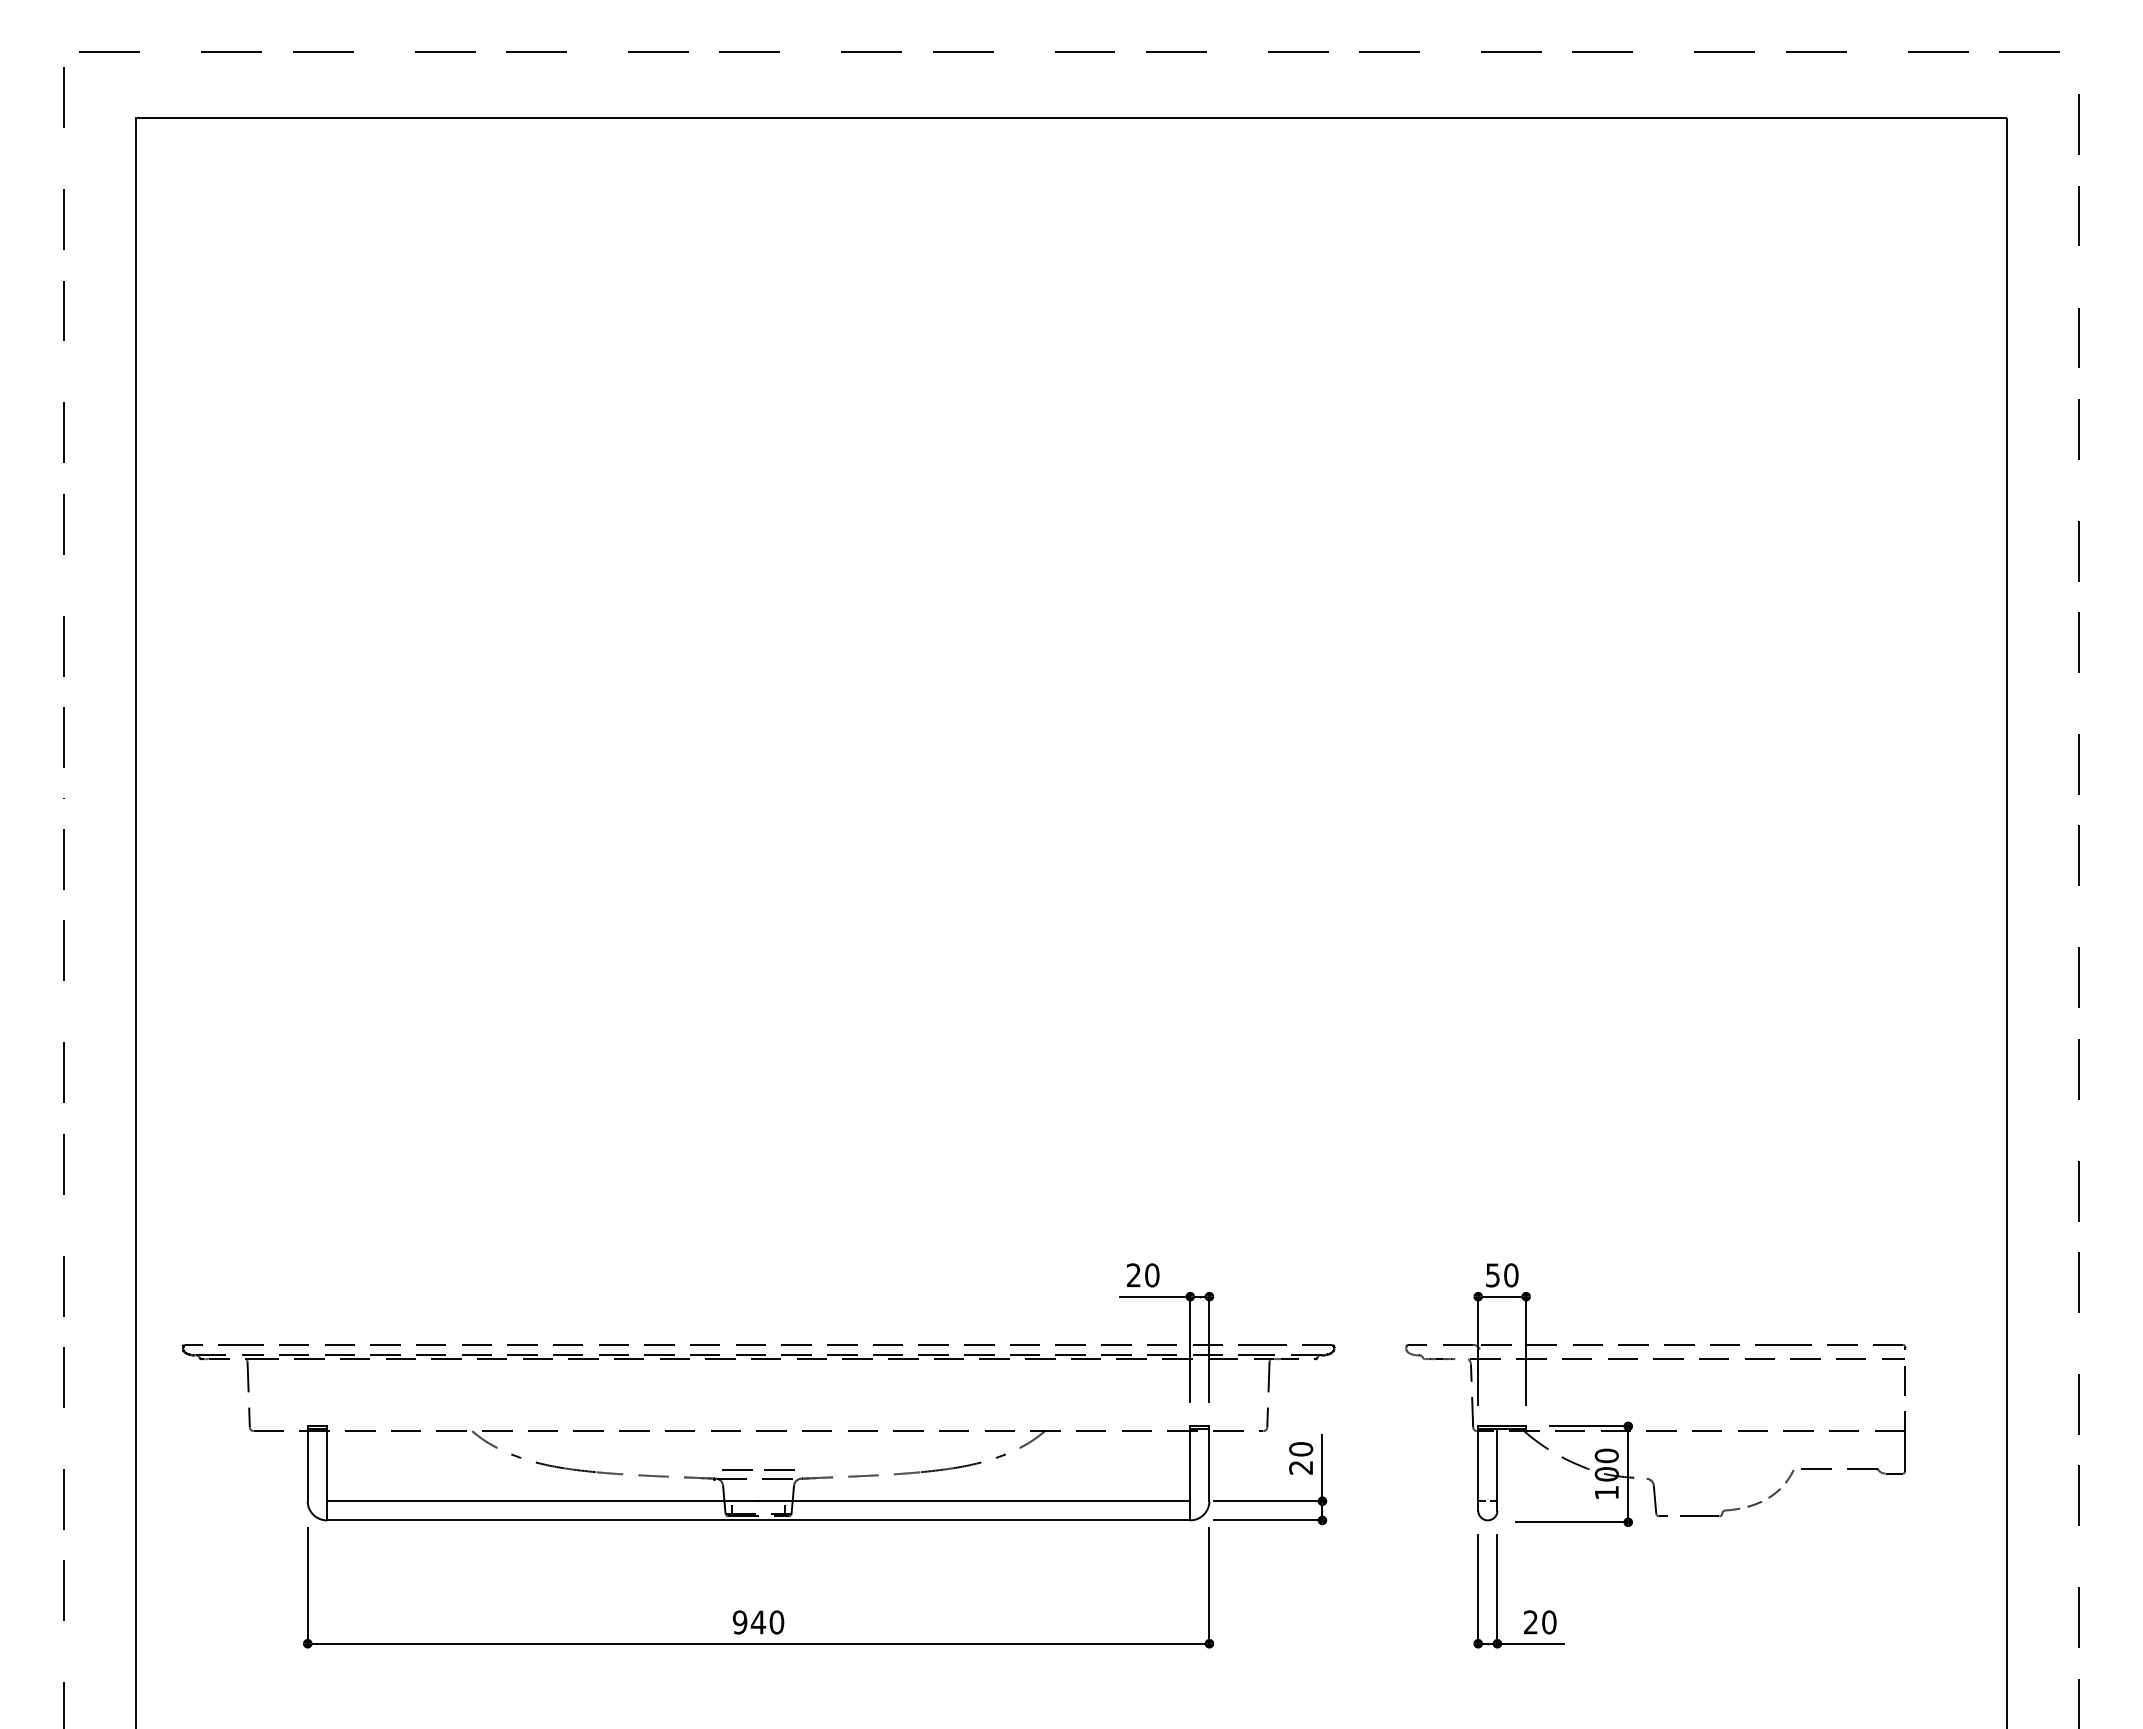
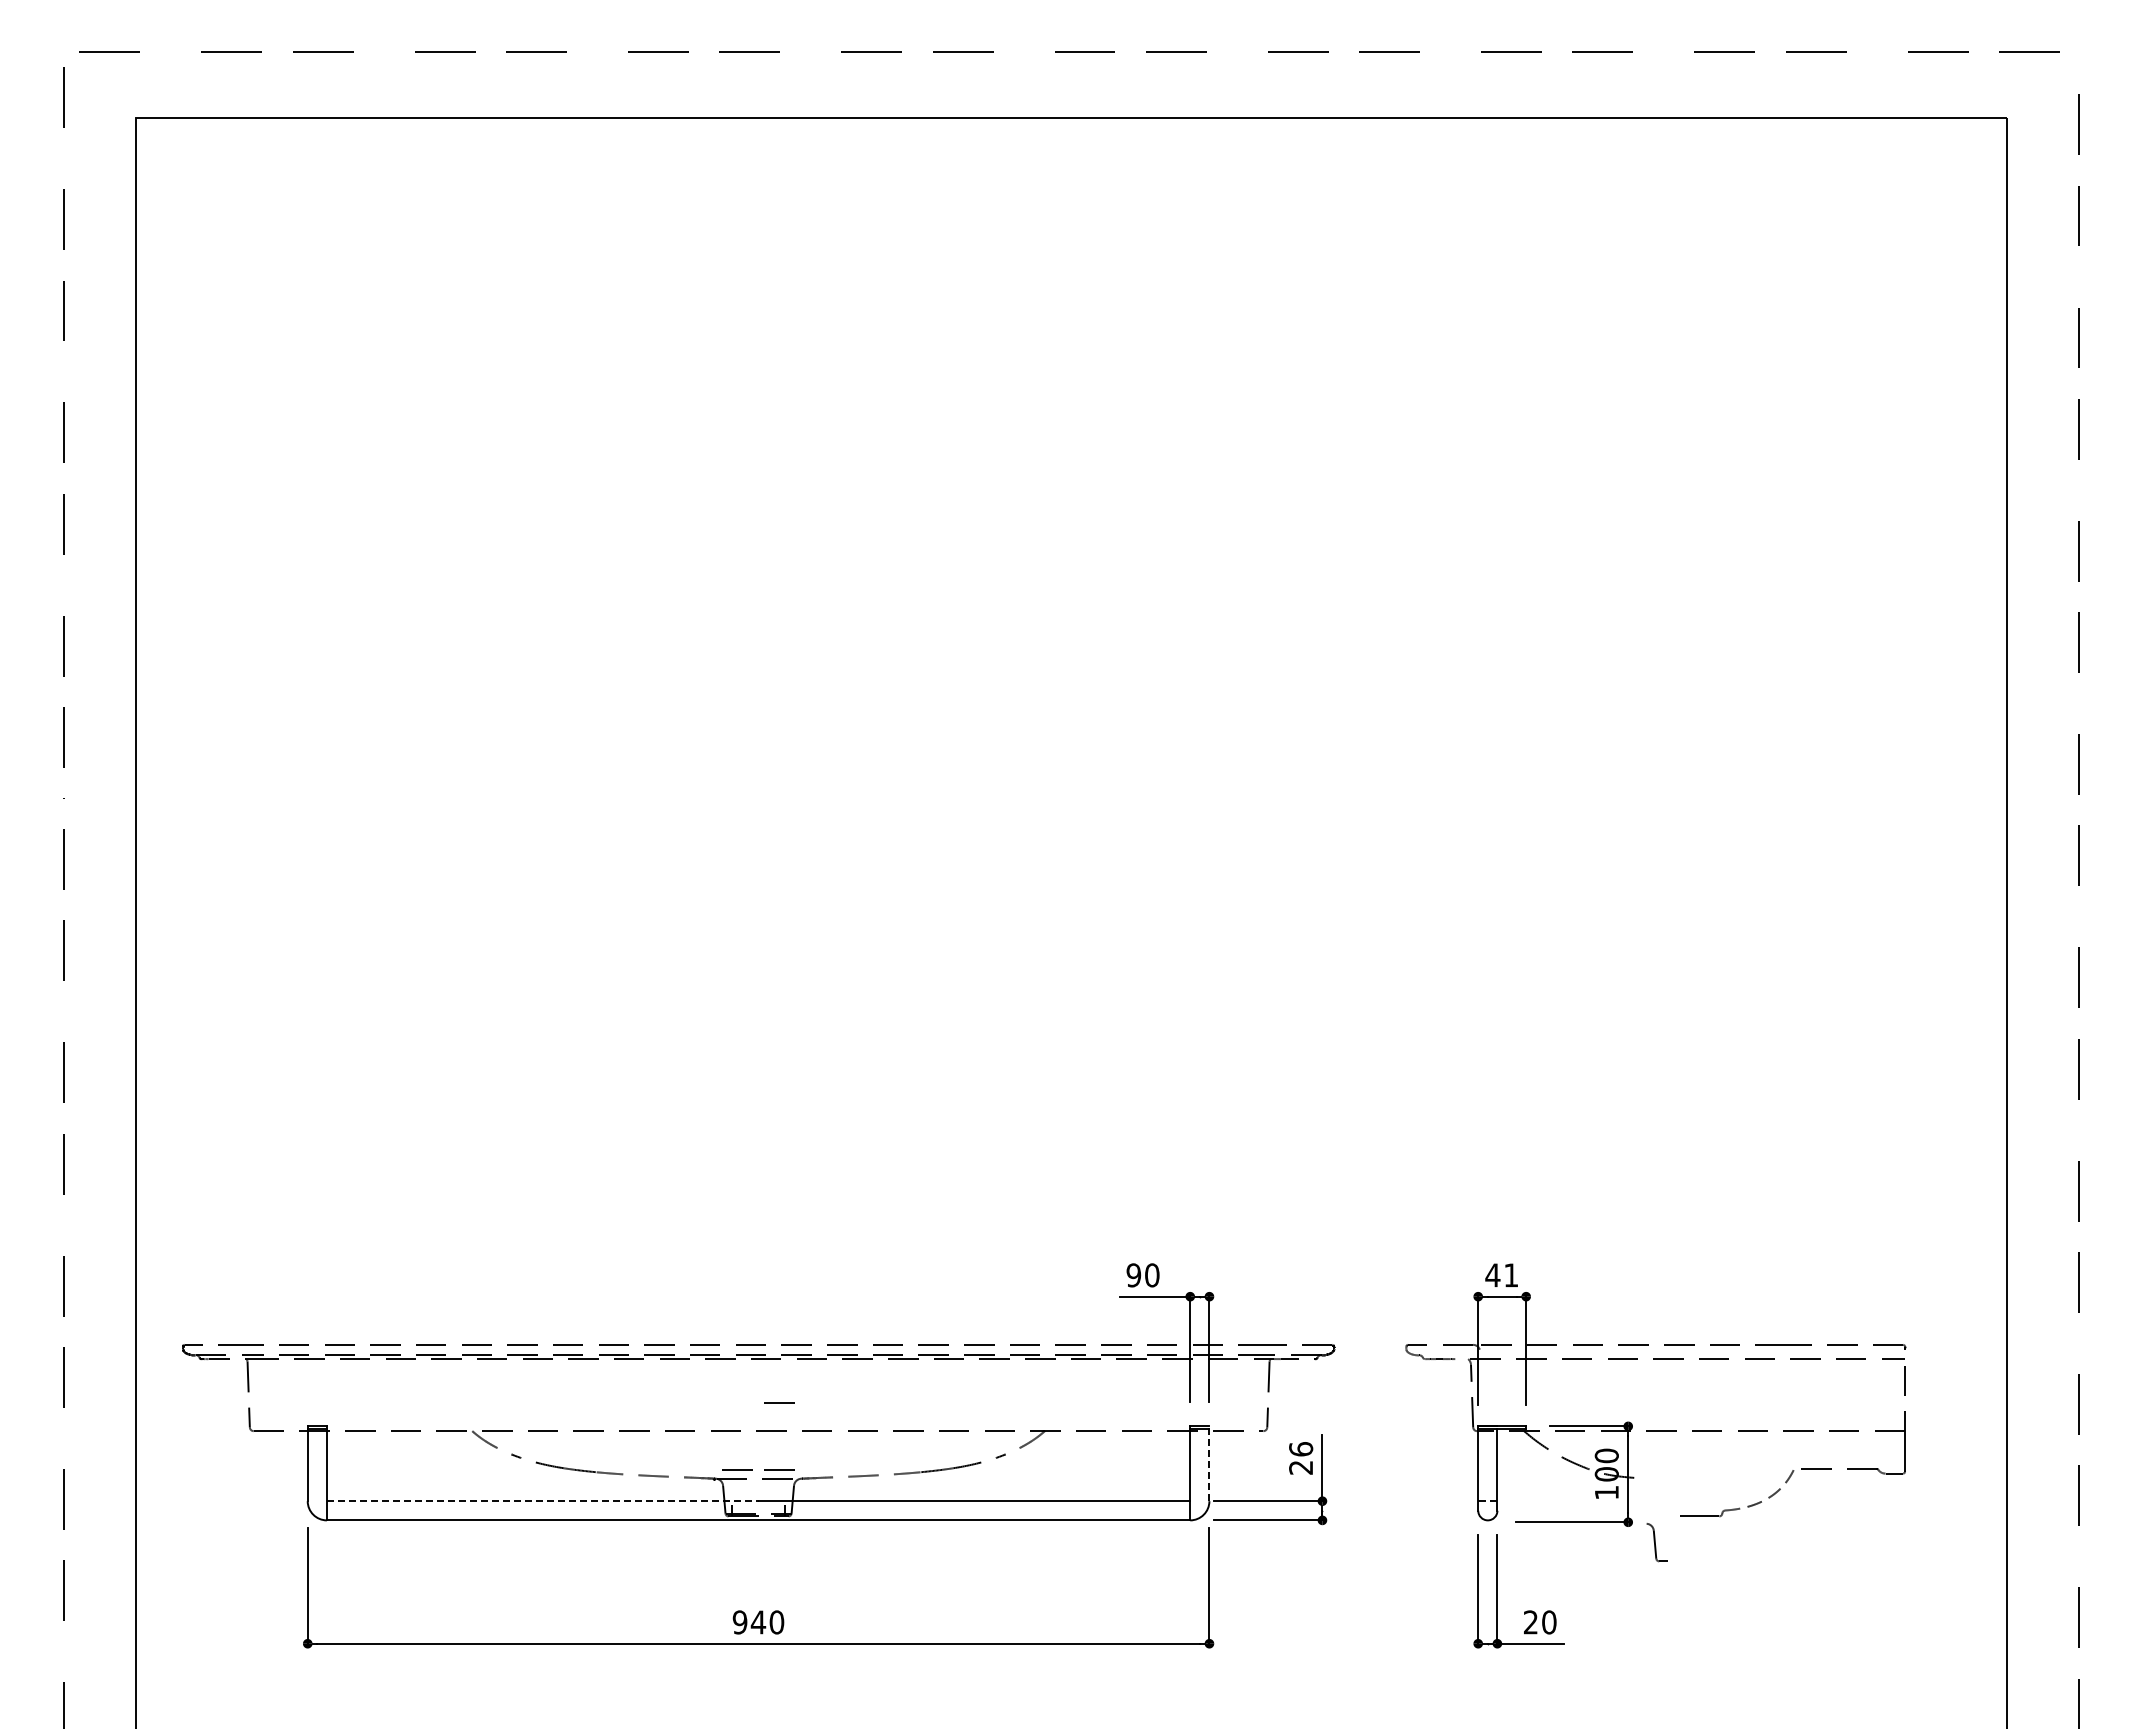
text: 20 -> 90 (1133, 1275)
text: 50 -> 41 (1501, 1275)
line: none -> present (779, 1402)
text: 20 -> 26 (1300, 1449)
line: solid -> dashed (1209, 1463)
part position: (1656, 1497) -> (1656, 1542) (1656, 1542)
line: solid -> dashed (542, 1501)
